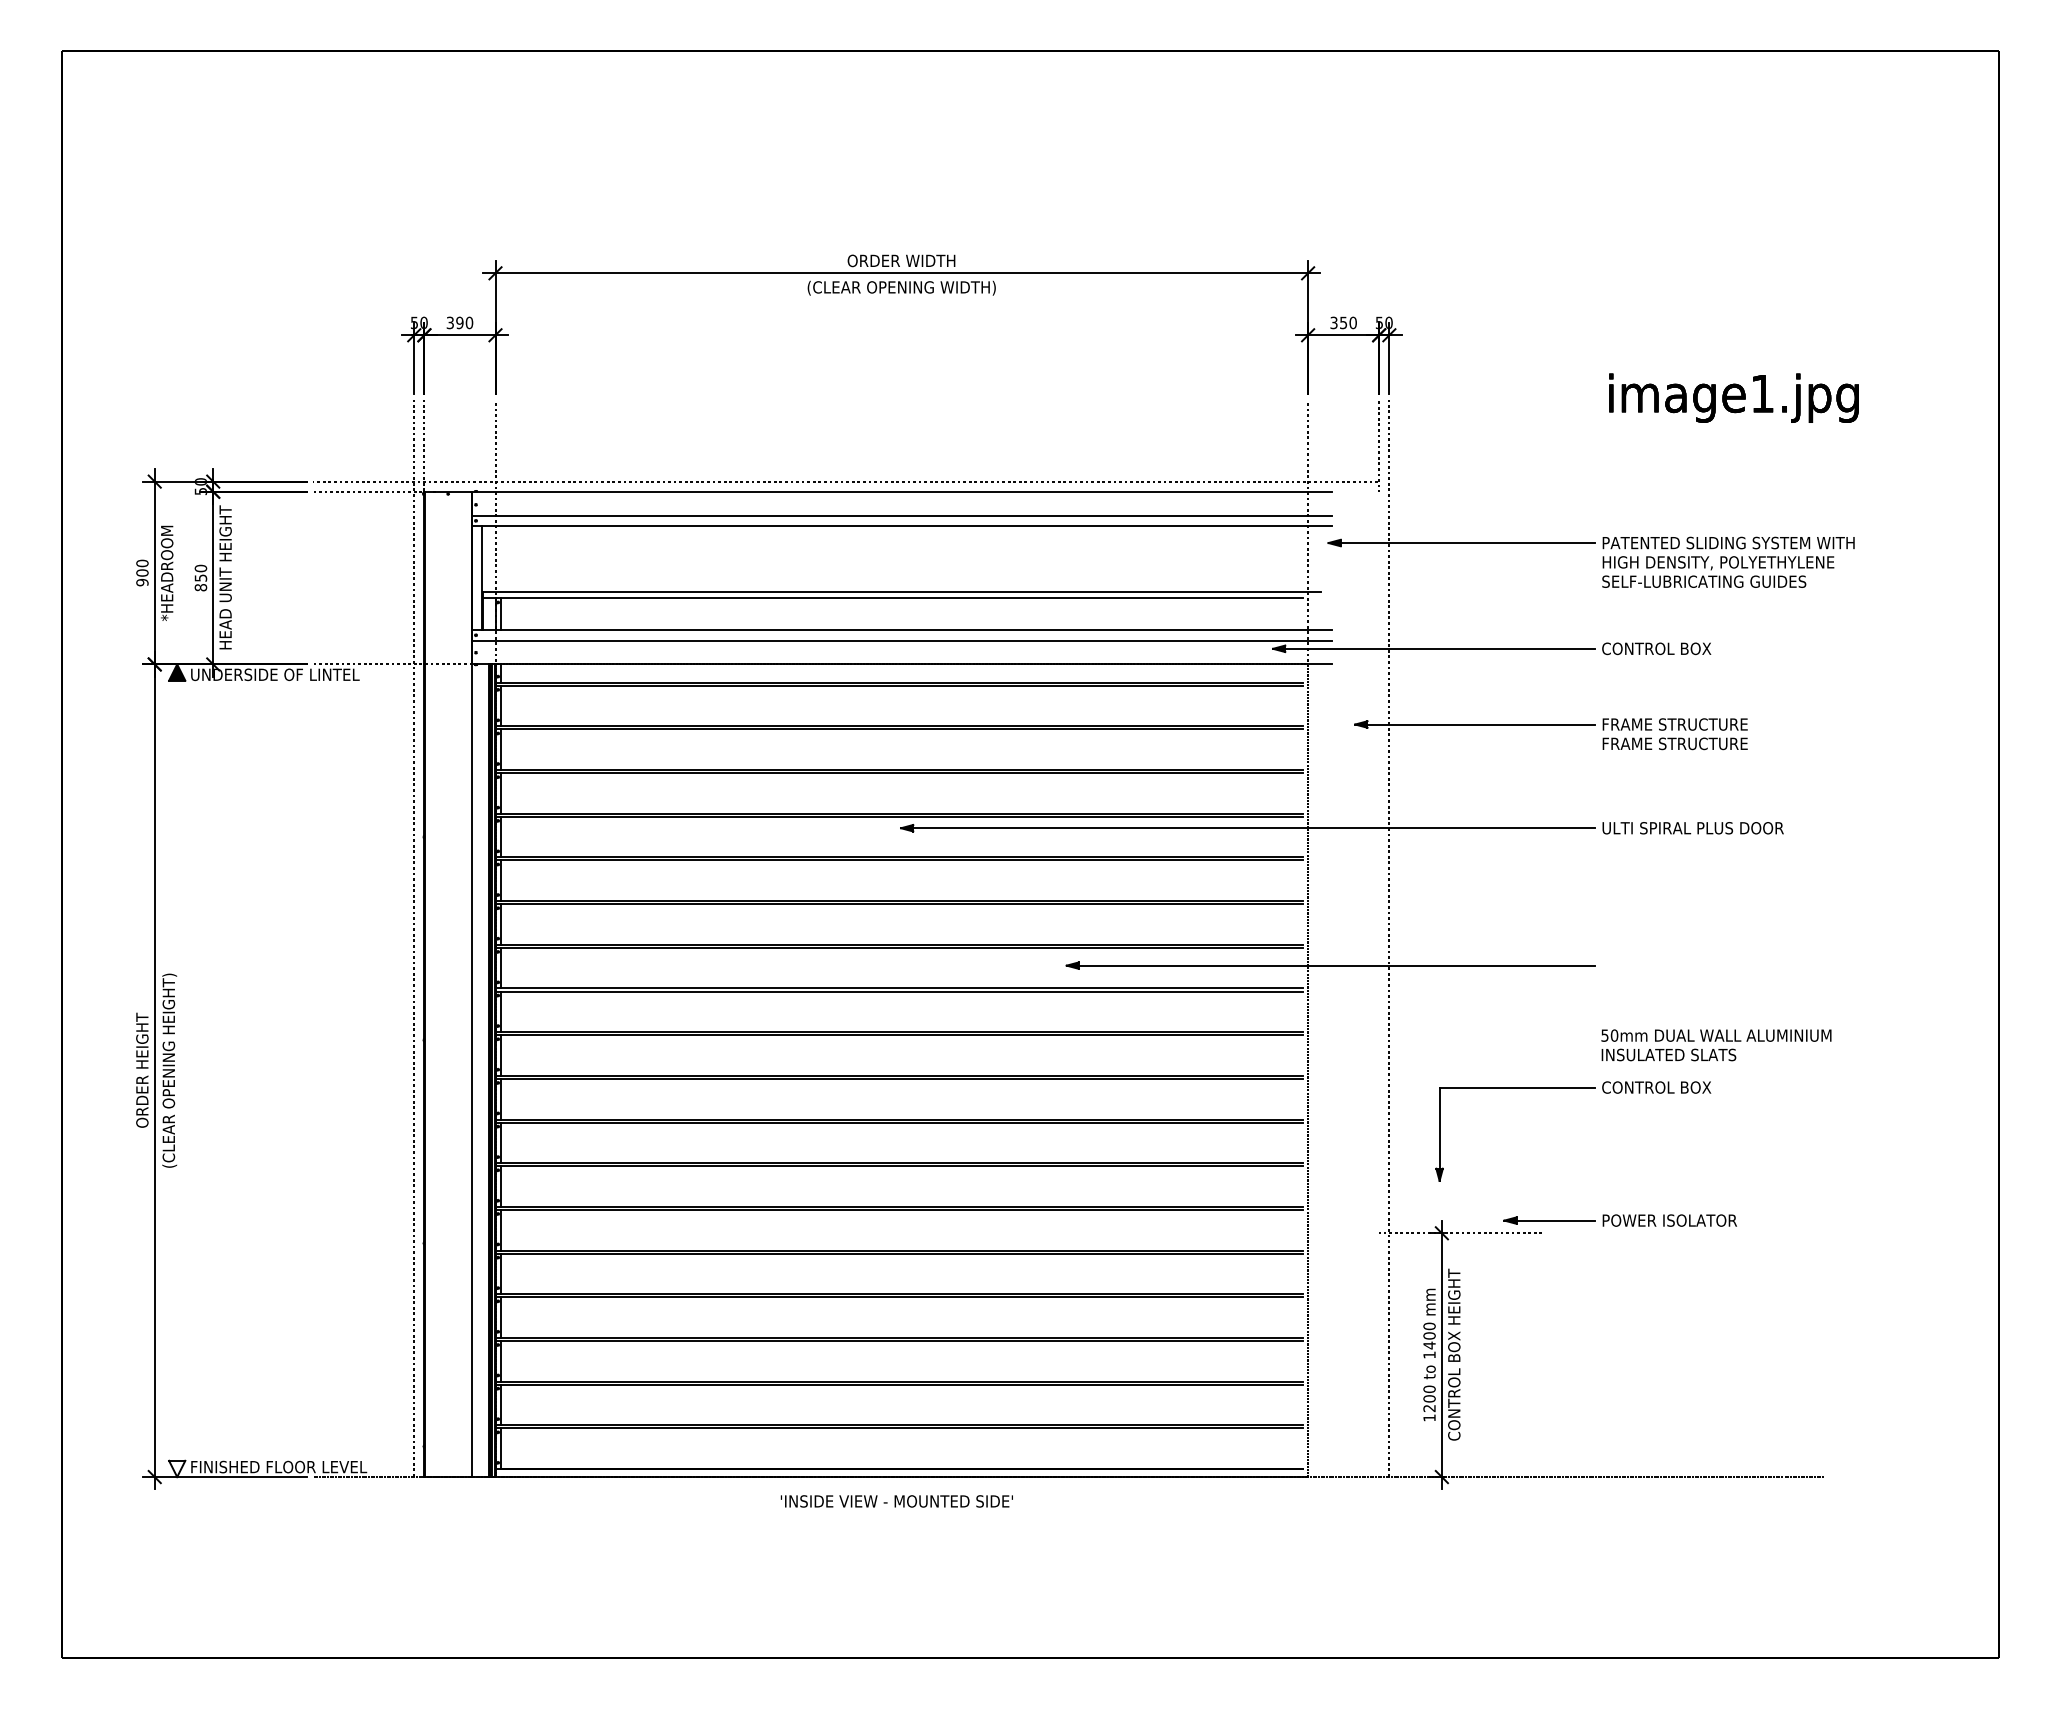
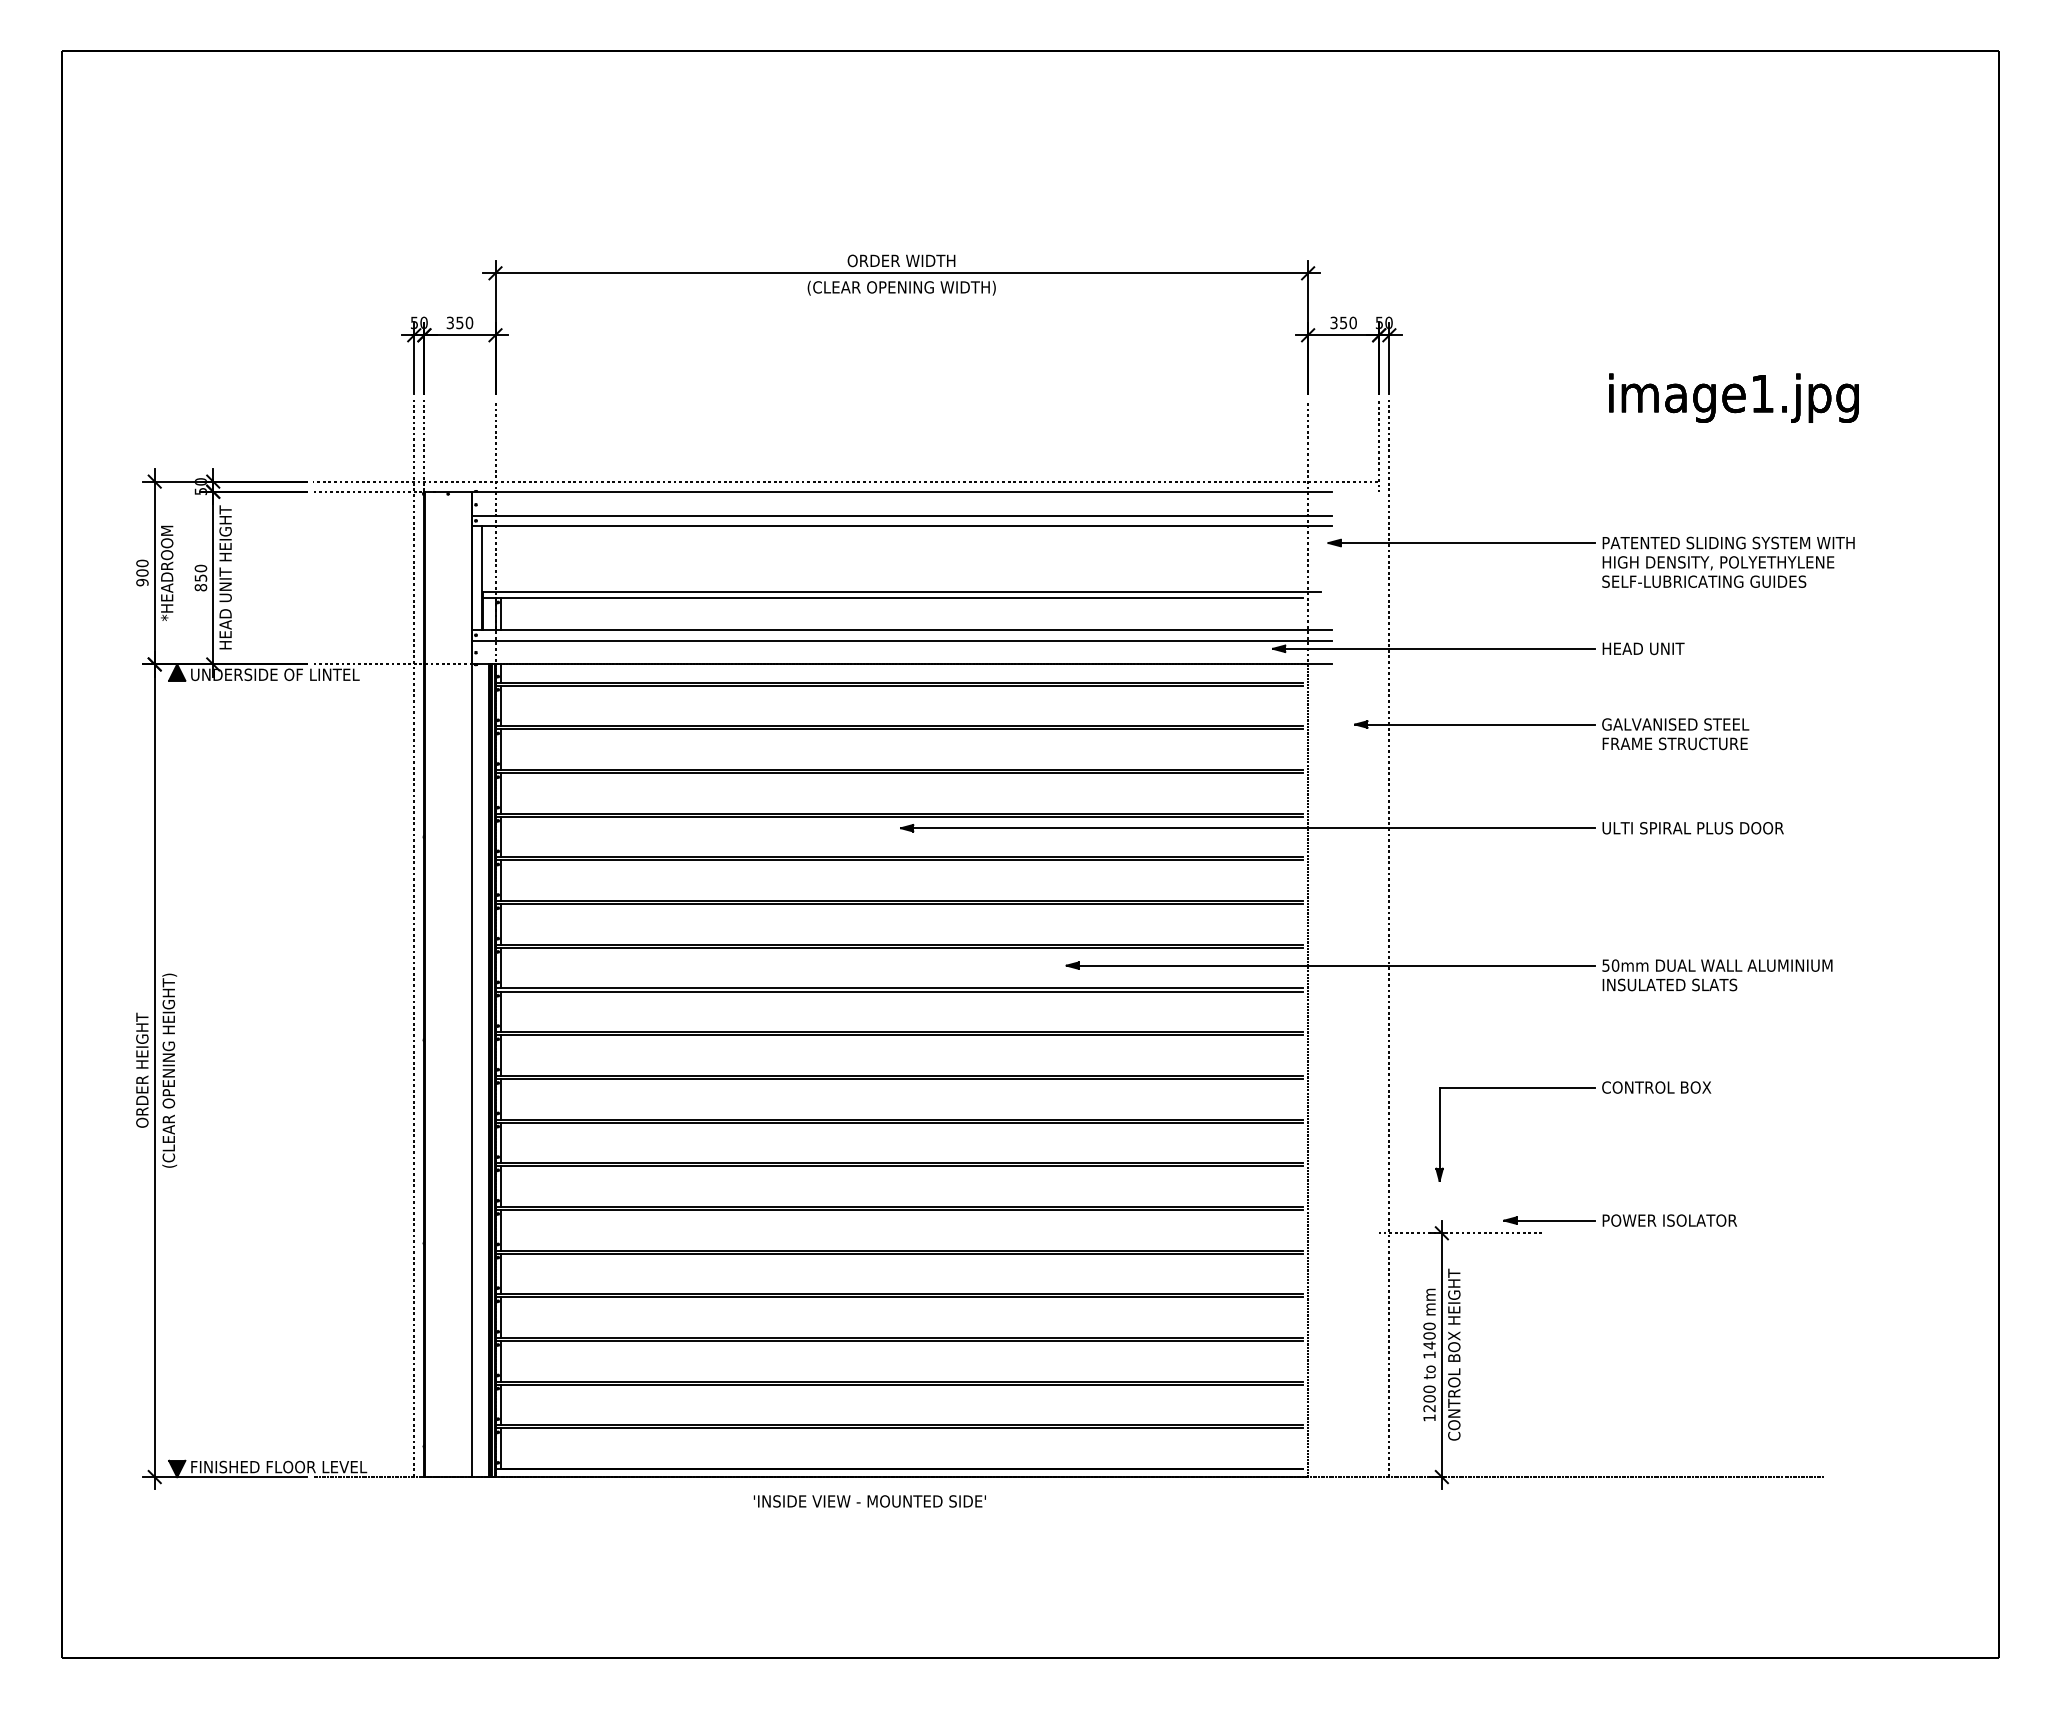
text: 390 -> 350 (459, 322)
text: CONTROL BOX -> HEAD UNIT (1656, 648)
text: FRAME STRUCTURE -> GALVANISED STEEL (1675, 724)
text position: (1716, 1045) -> (1717, 975) (1717, 975)
fill: none -> present (177, 1468)
text position: (896, 1501) -> (869, 1501) (869, 1501)
